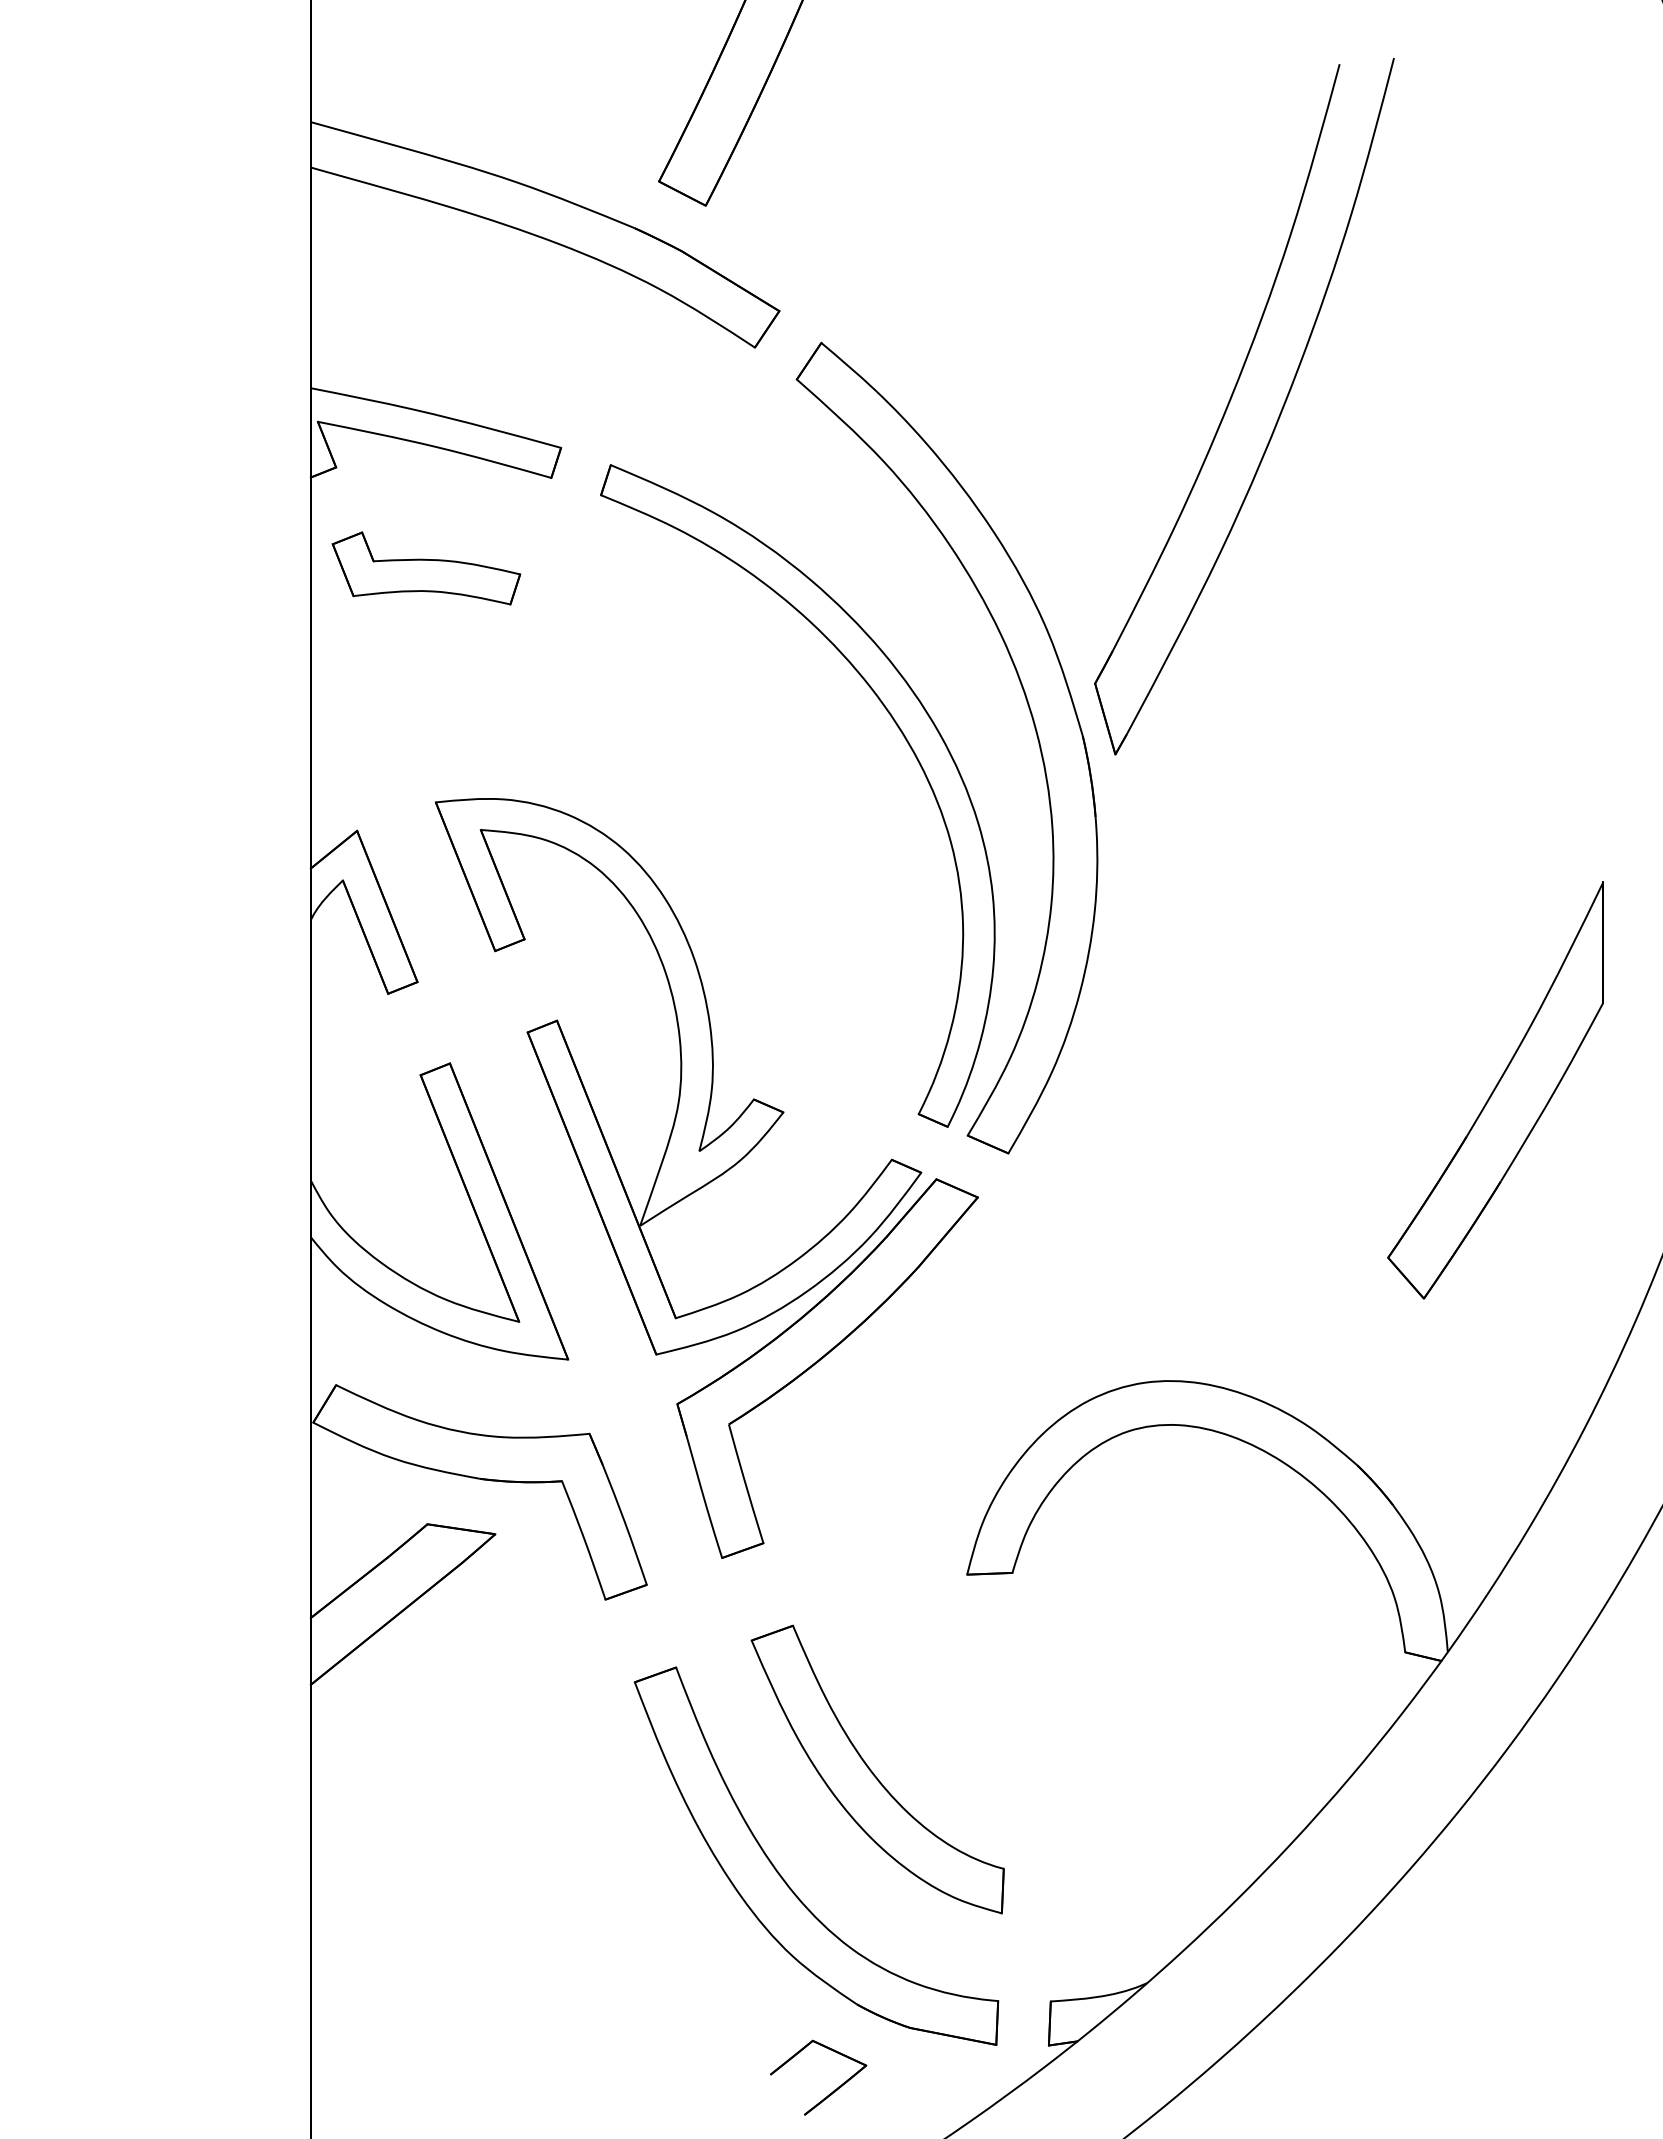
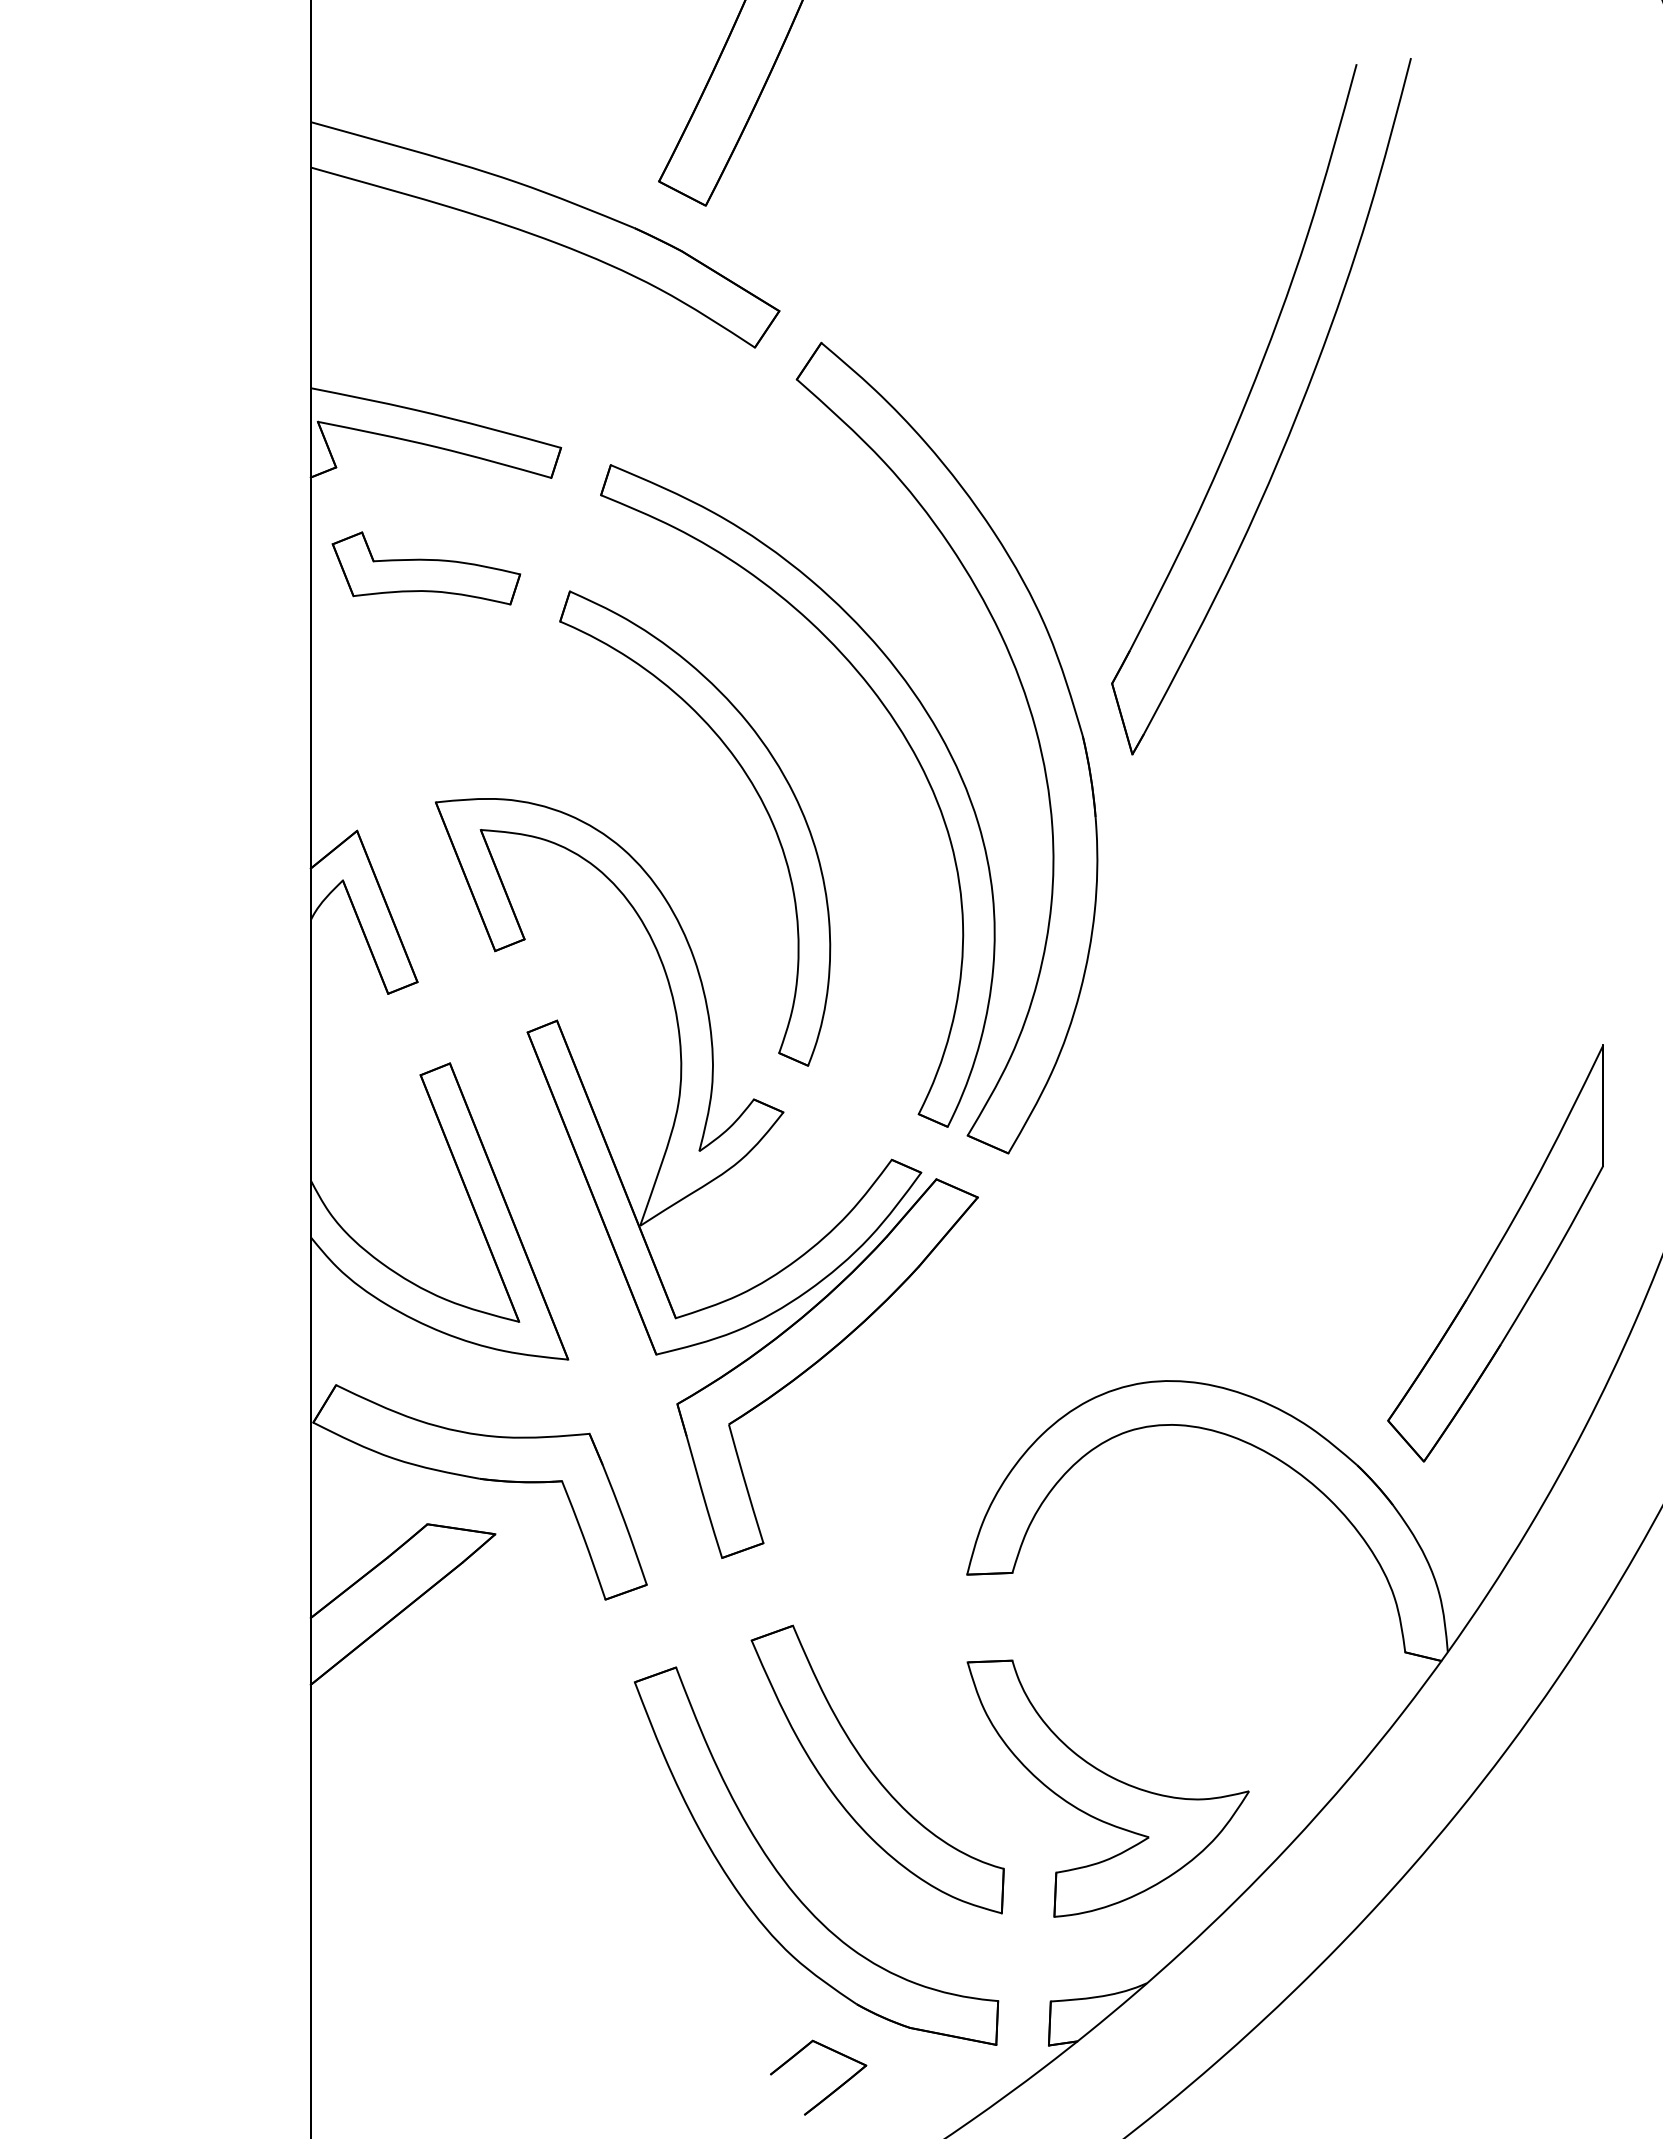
part position: (1230, 402) -> (1247, 402) (1247, 402)
part: none -> present (756, 793)
part position: (1495, 1090) -> (1495, 1253) (1495, 1253)
part: none -> present (1107, 1788)
